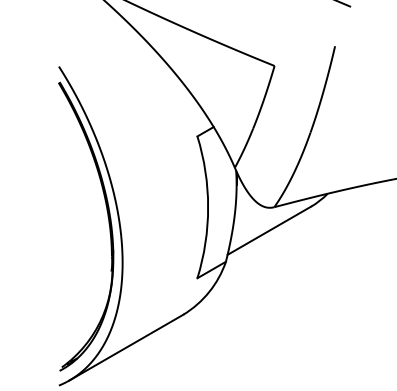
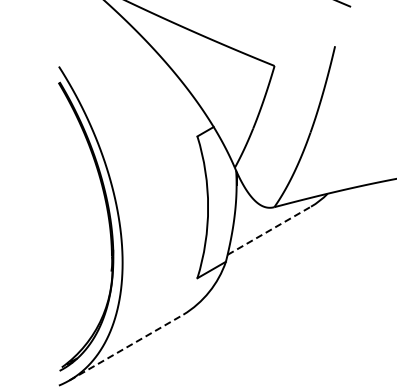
line: solid -> dashed (269, 230)
line: solid -> dashed (126, 347)
